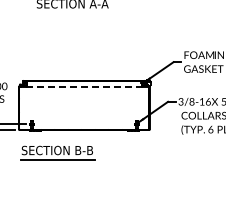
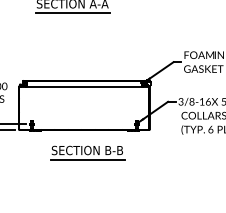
line: none -> present (72, 12)
line: dashed -> solid (83, 86)
part position: (57, 152) -> (87, 152) (87, 152)
